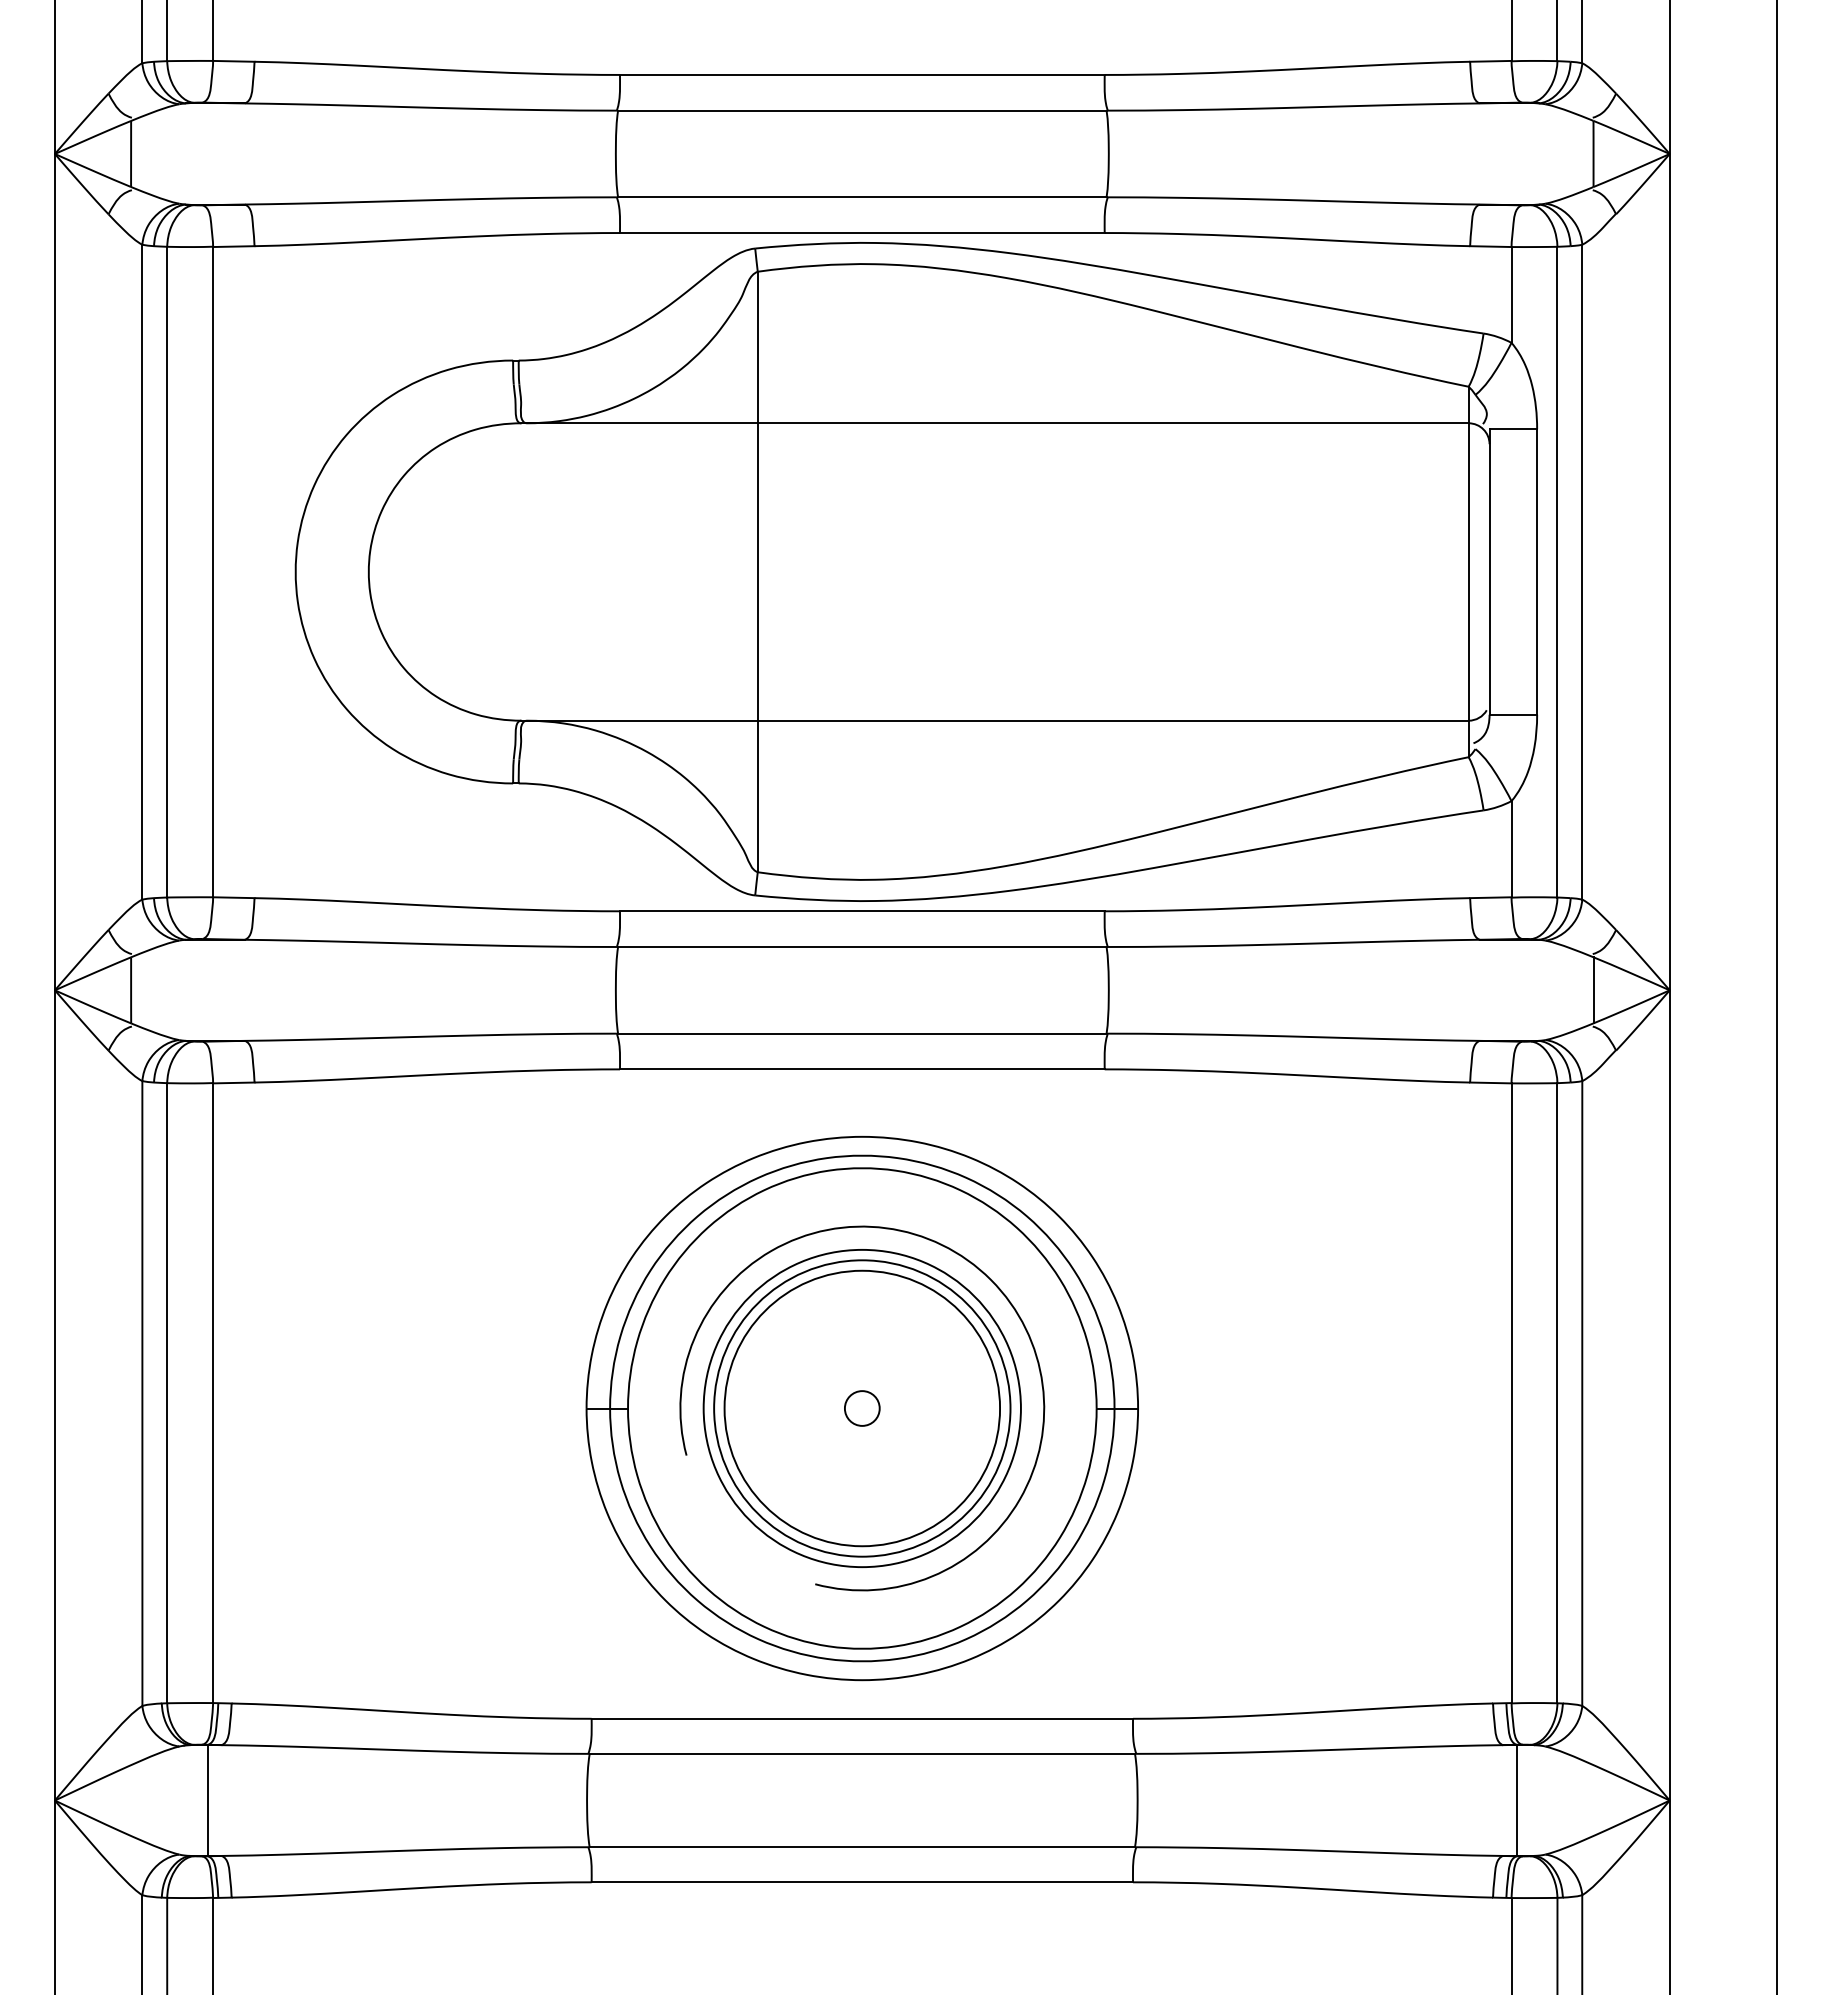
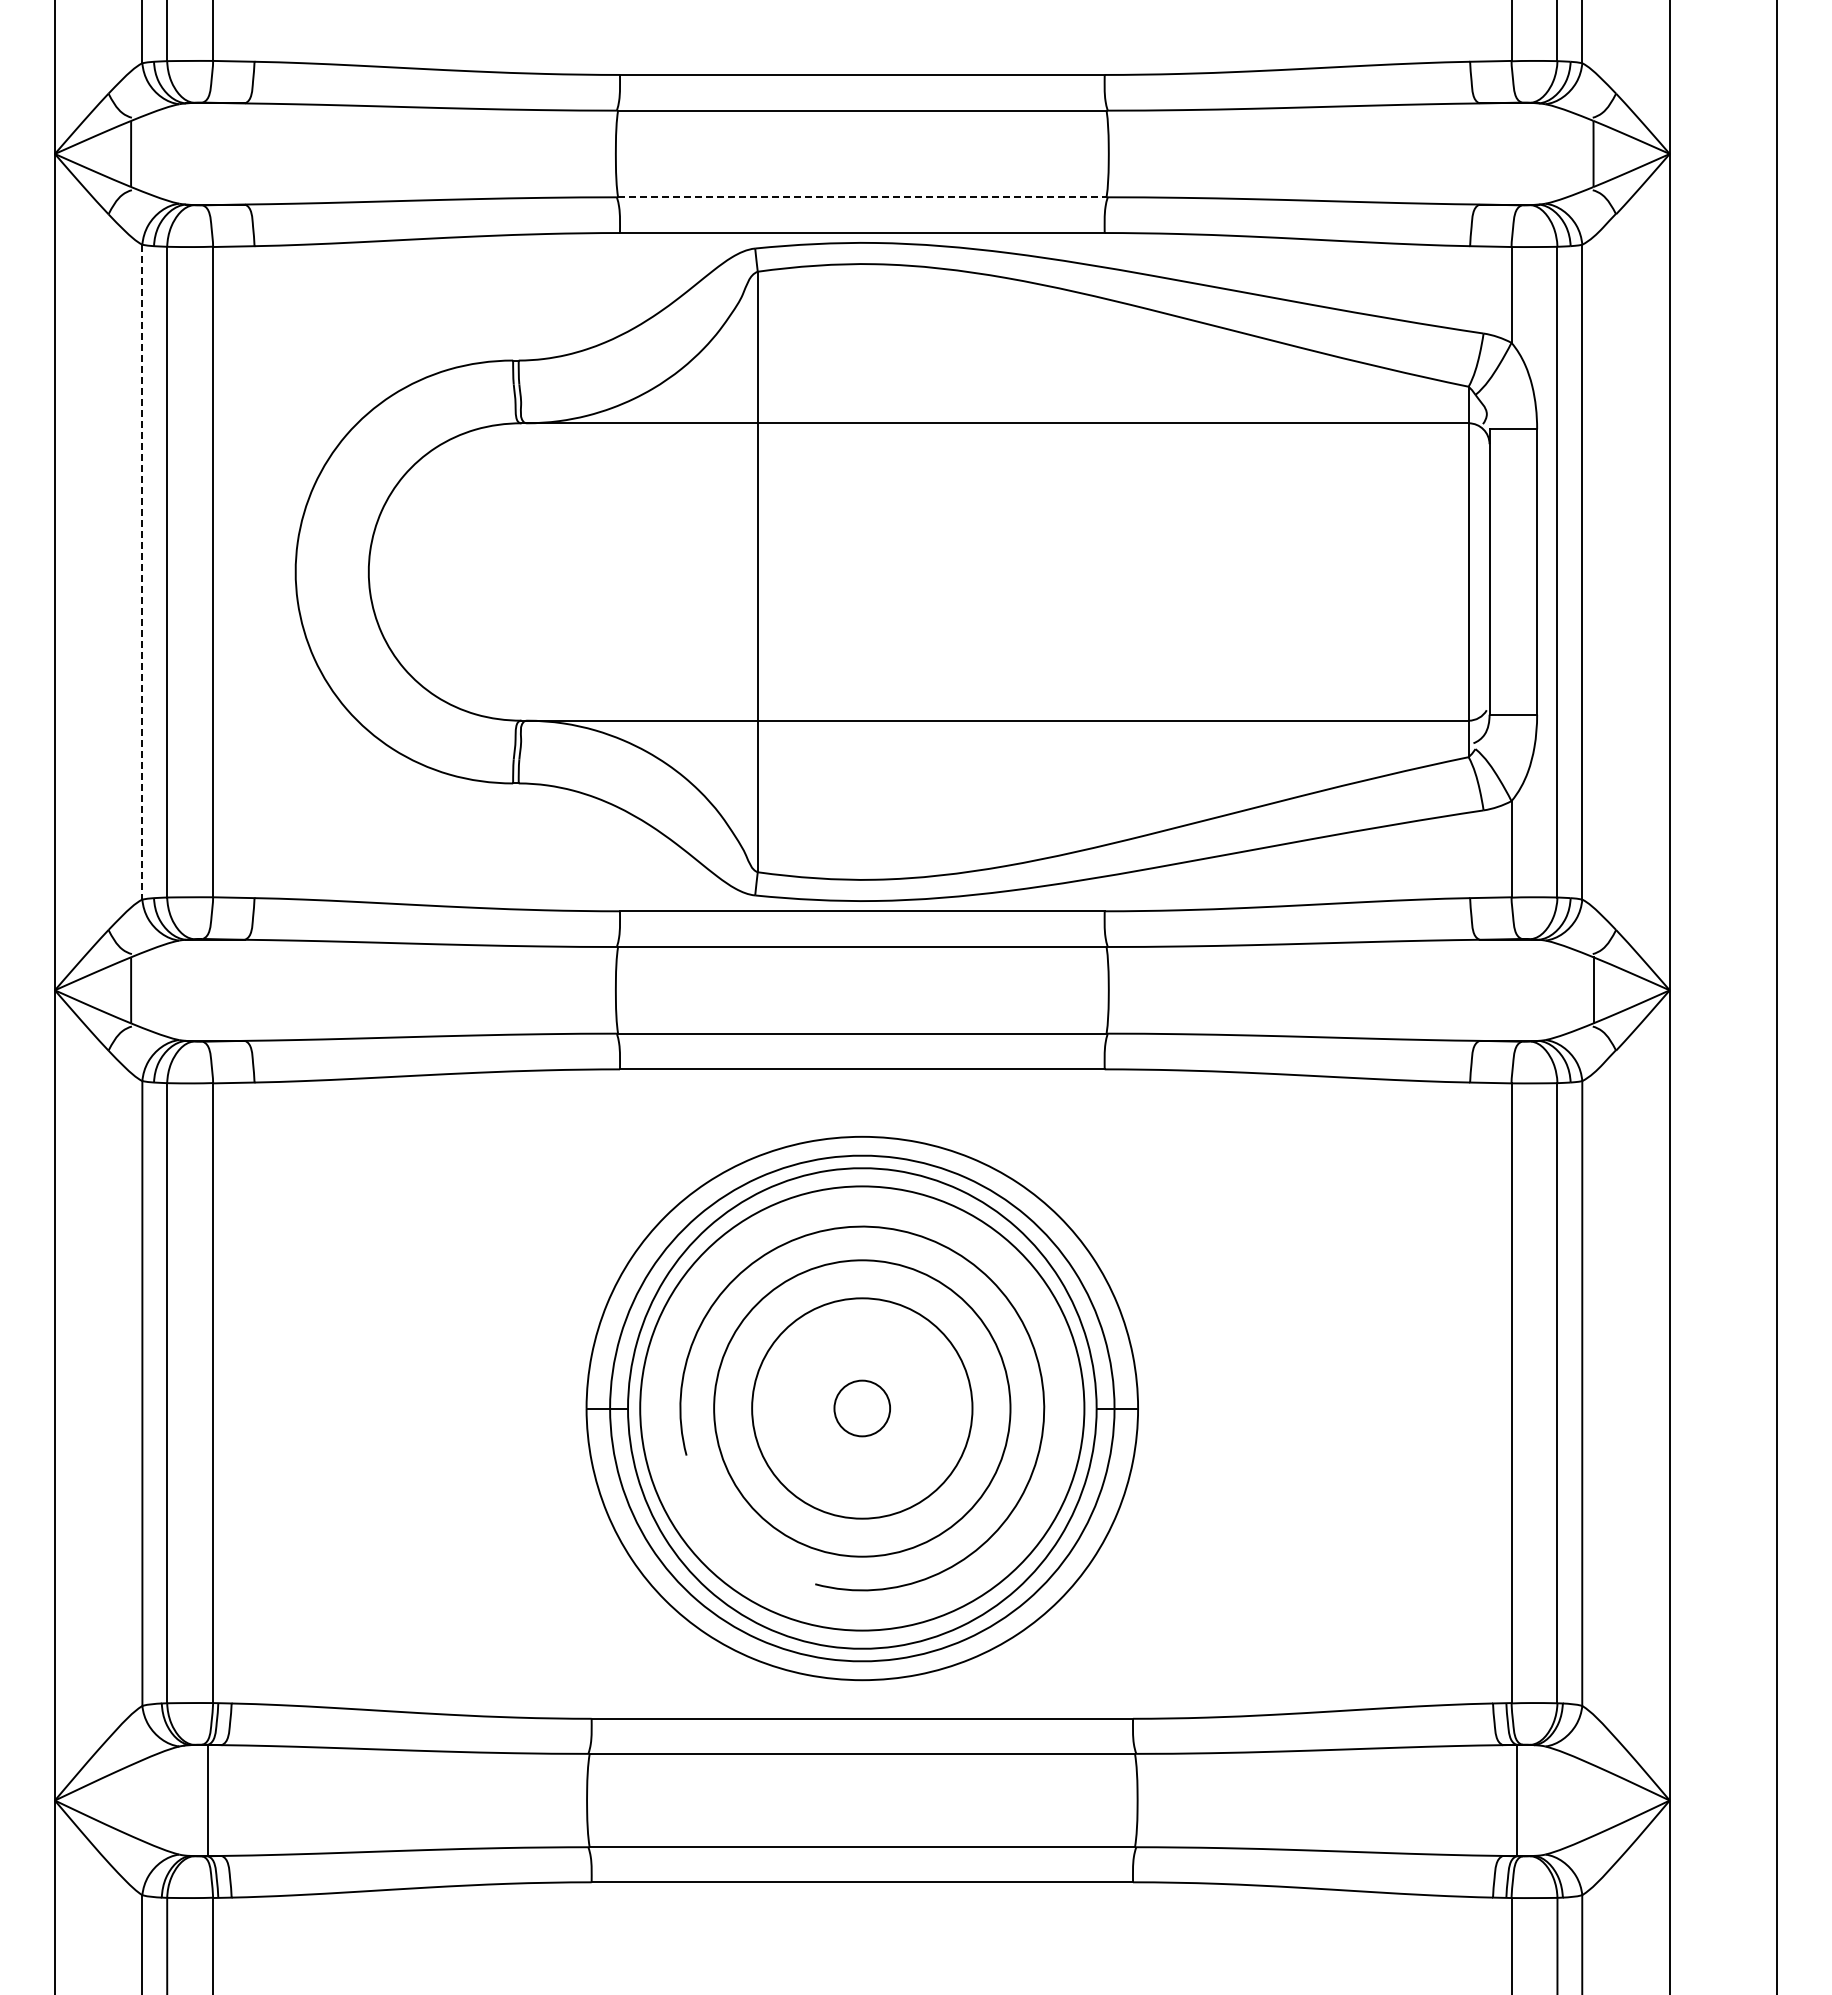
line: solid -> dashed (862, 197)
line: solid -> dashed (142, 572)
circle diameter: 317 px -> 444 px (862, 1408)
circle diameter: 35 px -> 56 px (862, 1408)
circle diameter: 275 px -> 220 px (862, 1408)
